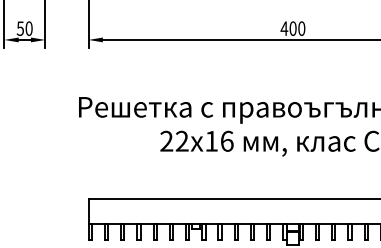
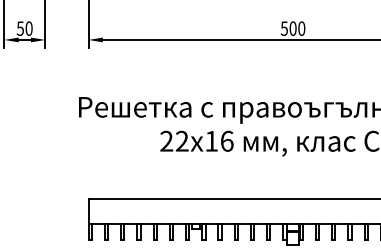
text: 400 -> 500 (284, 28)
